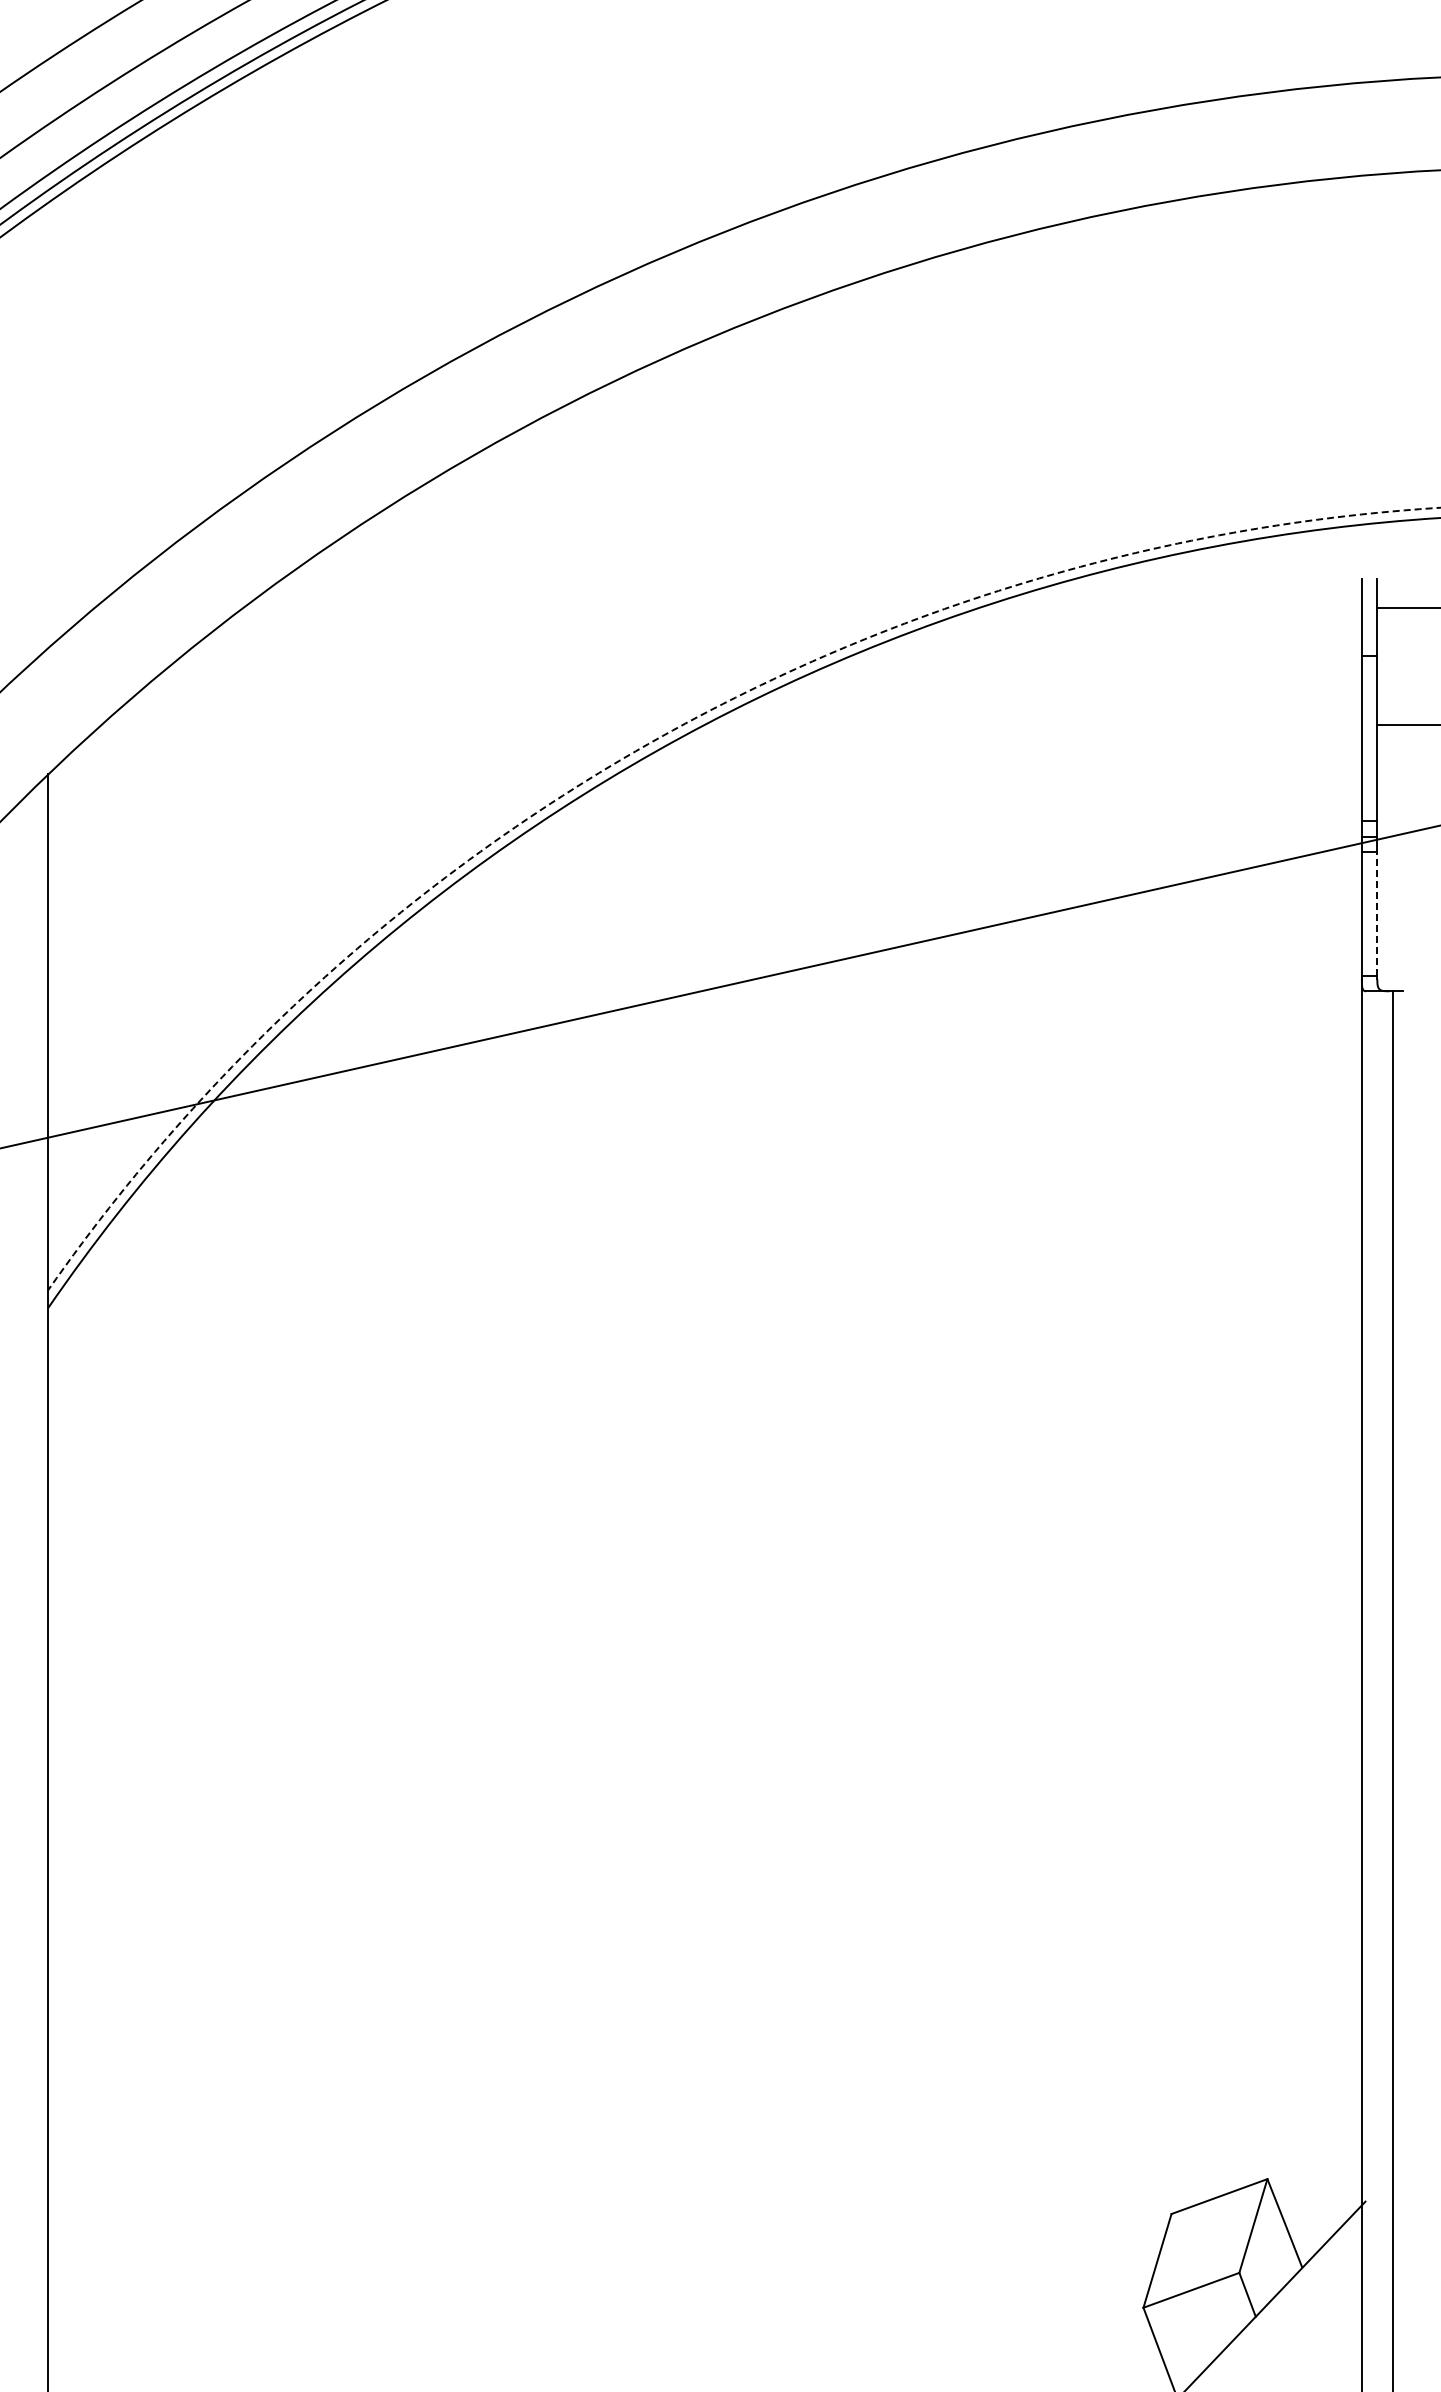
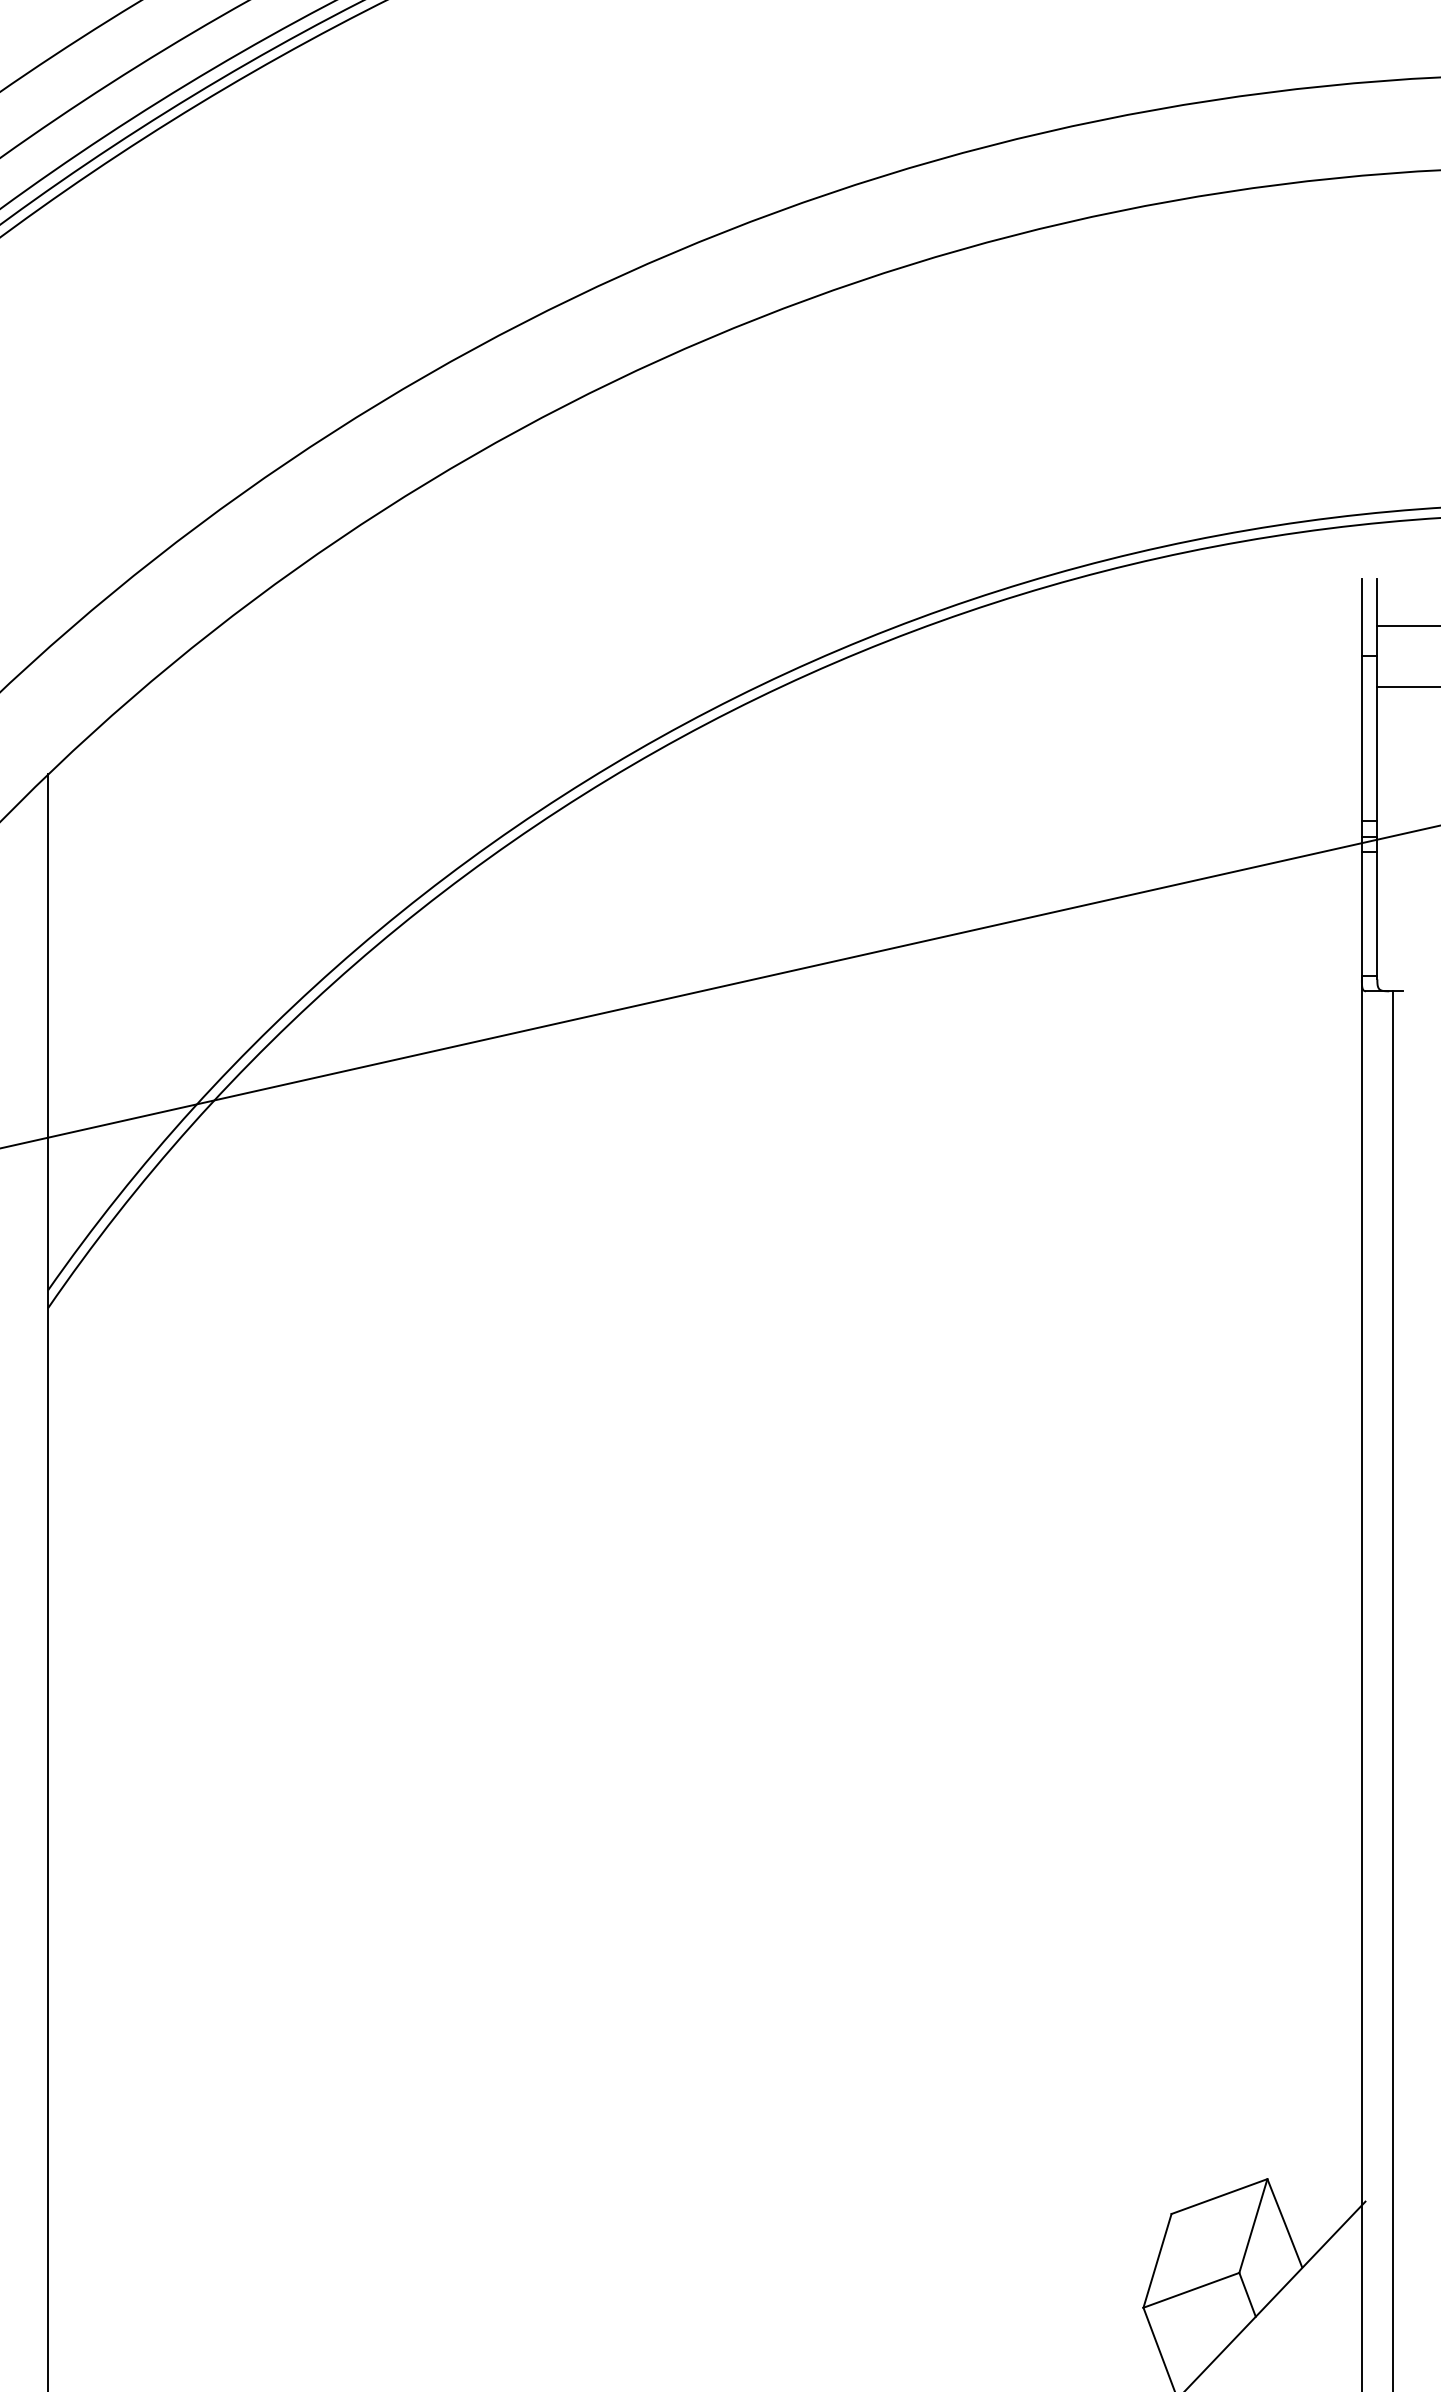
line position: (1407, 607) -> (1407, 625) (1407, 625)
line position: (1407, 725) -> (1407, 687) (1407, 687)
arc: dashed -> solid (654, 740)
line: dashed -> solid (1377, 914)
